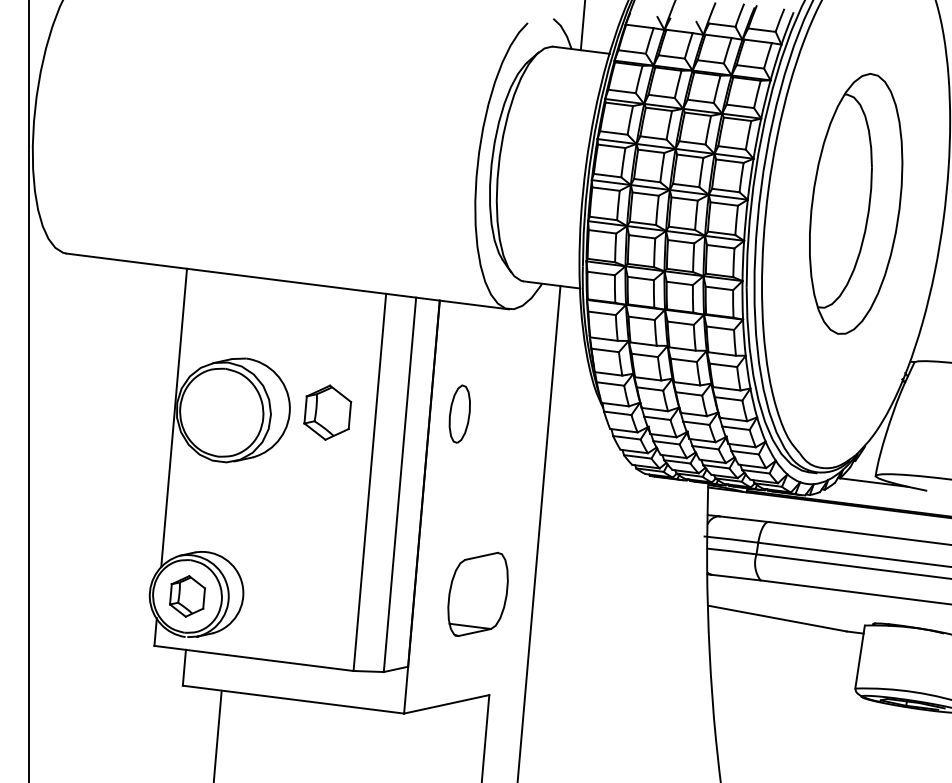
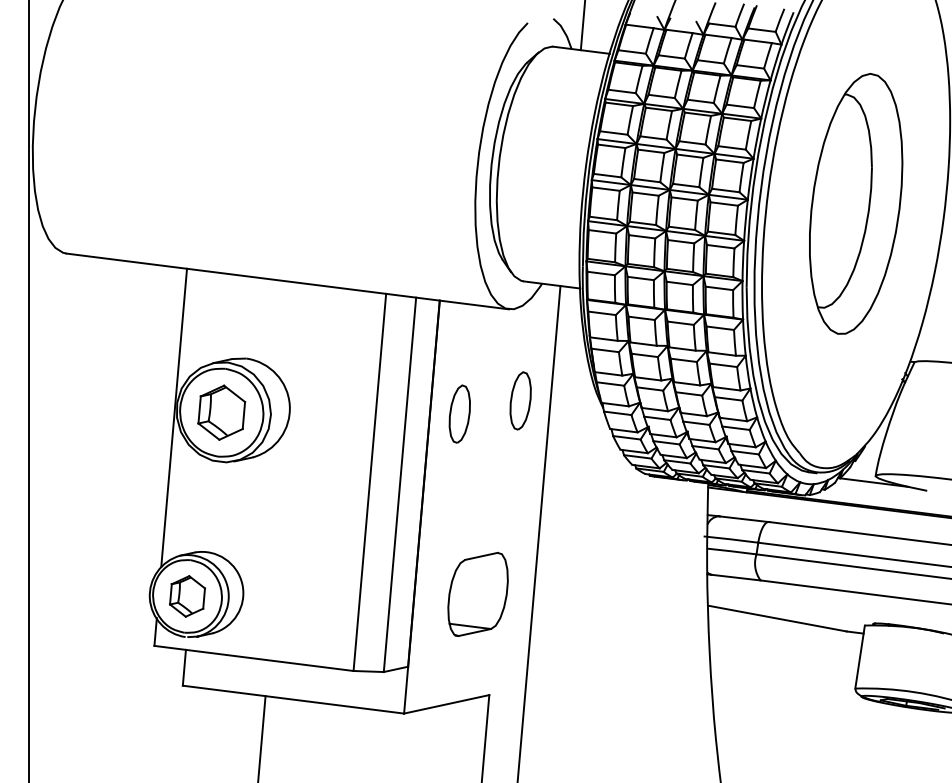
part: none -> present (520, 400)
part position: (327, 412) -> (221, 412) (221, 412)
line position: (217, 735) -> (261, 737) (261, 737)
